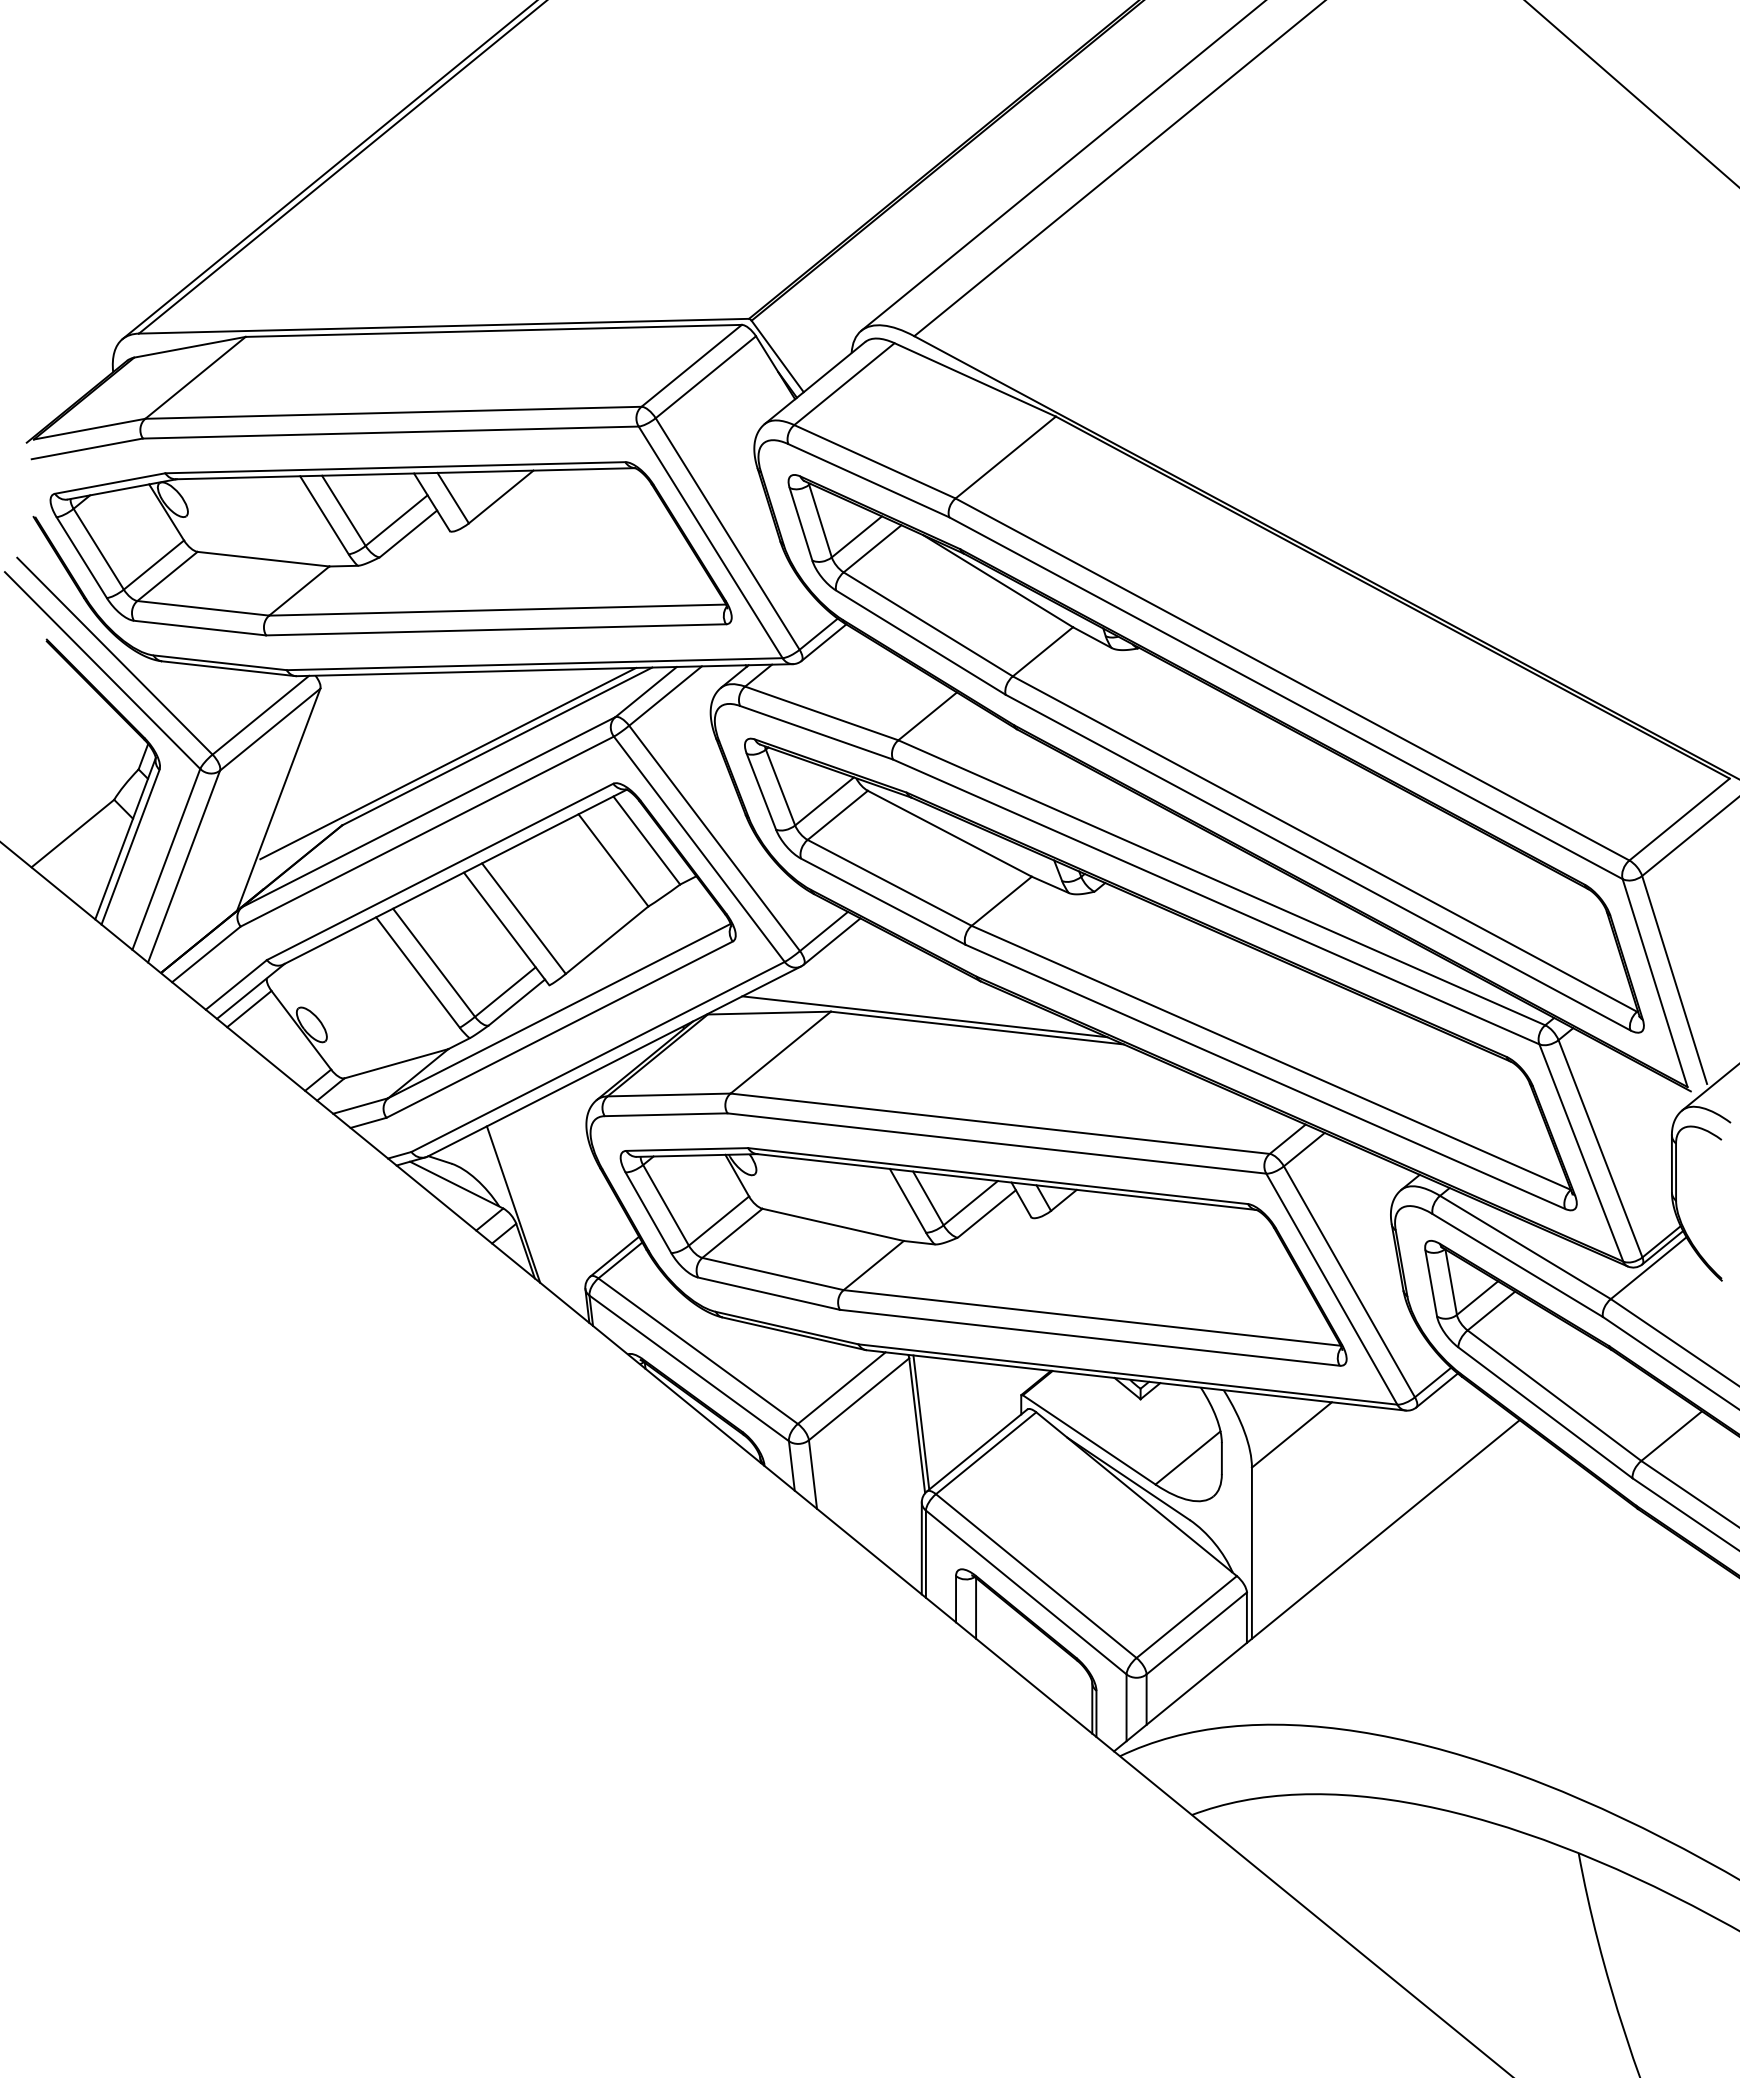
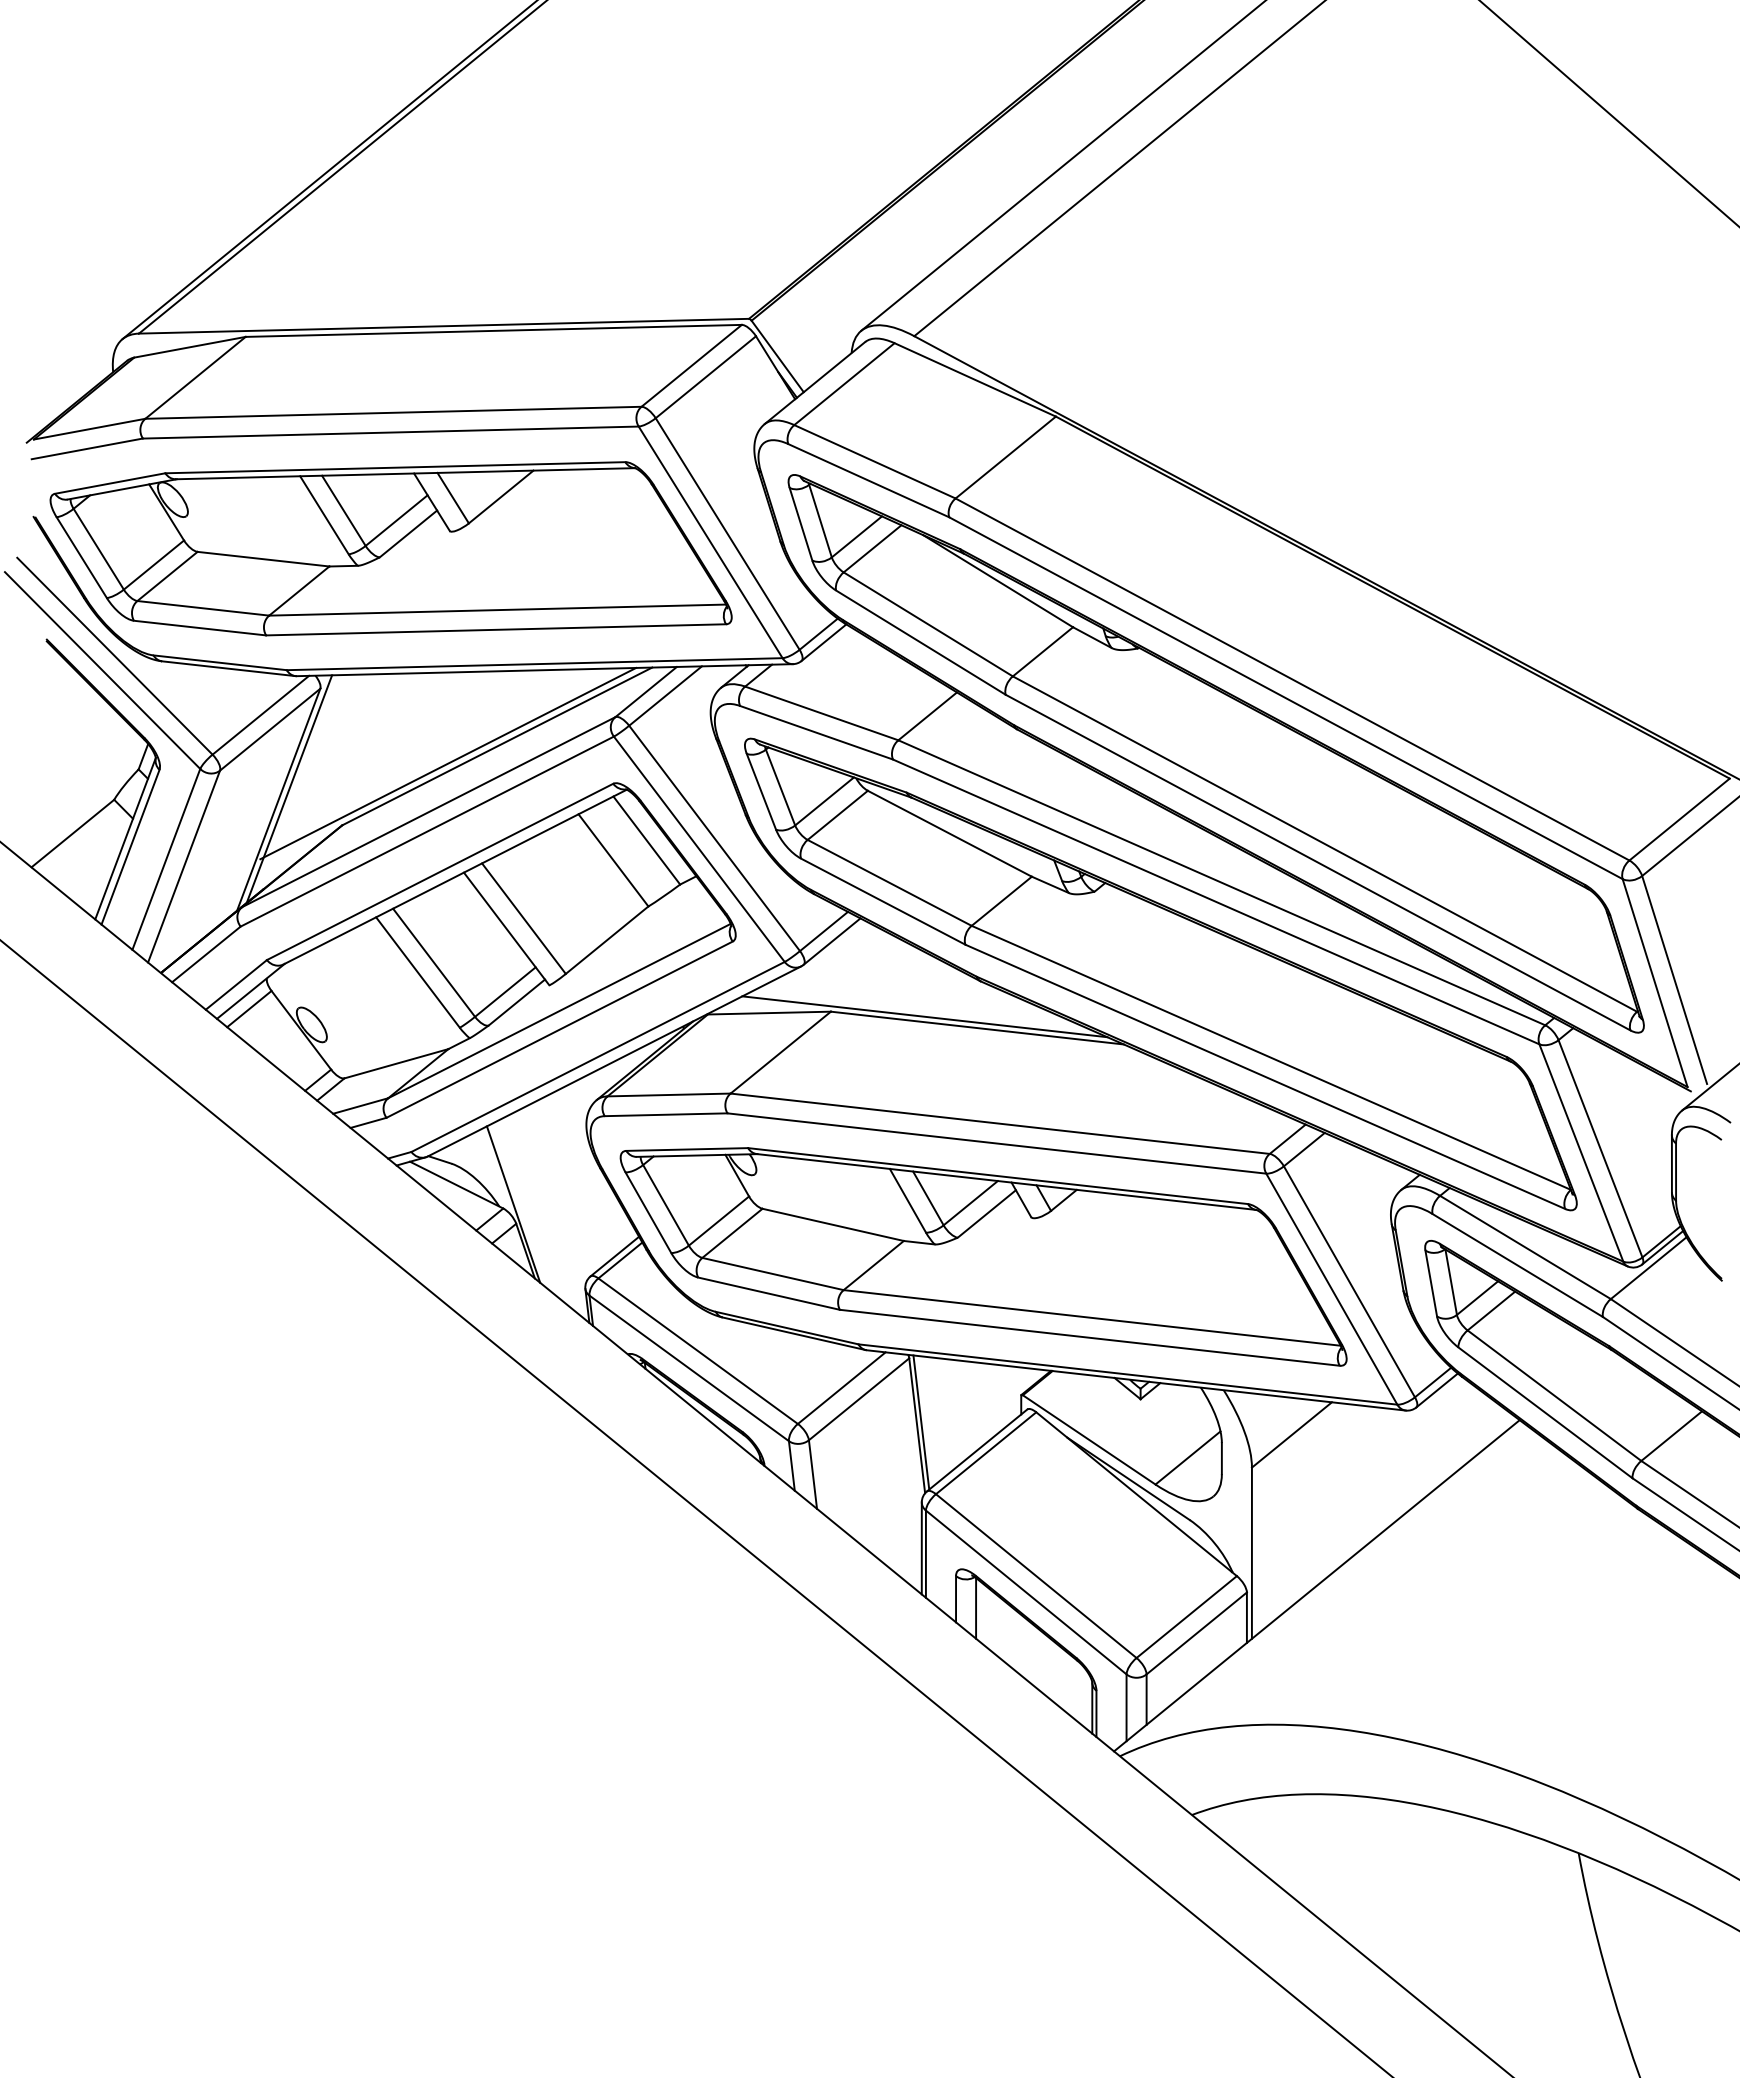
line position: (1631, 93) -> (1608, 113) (1608, 113)
line: none -> present (289, 788)
line: none -> present (695, 1508)
